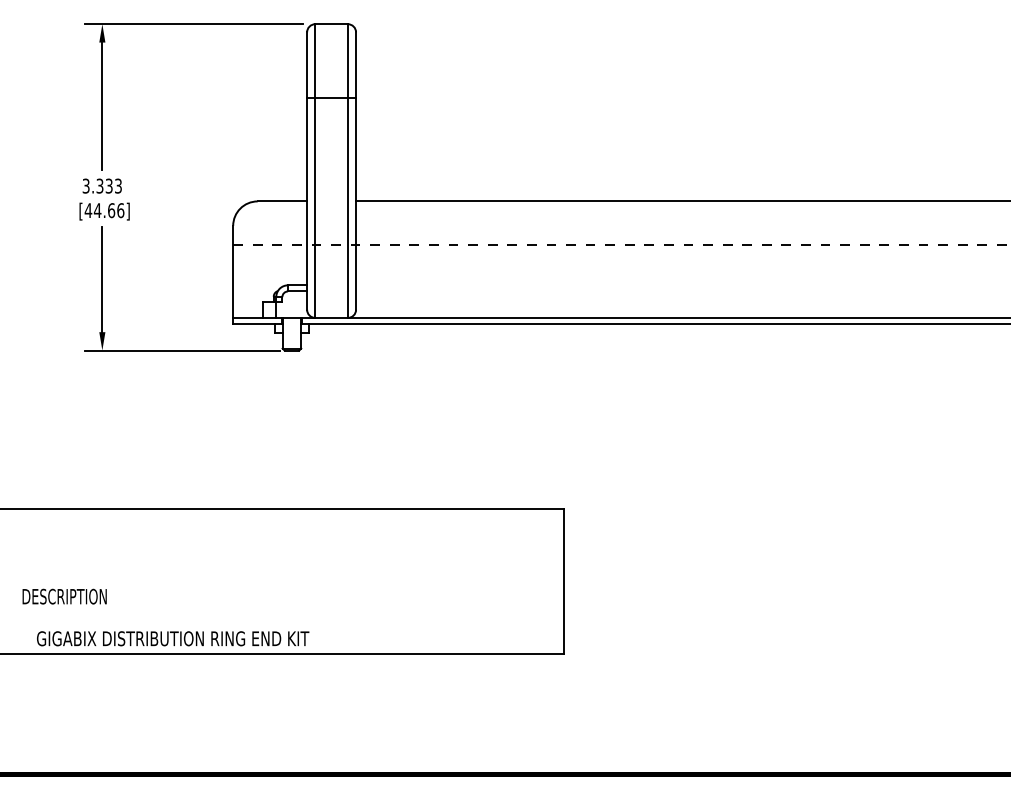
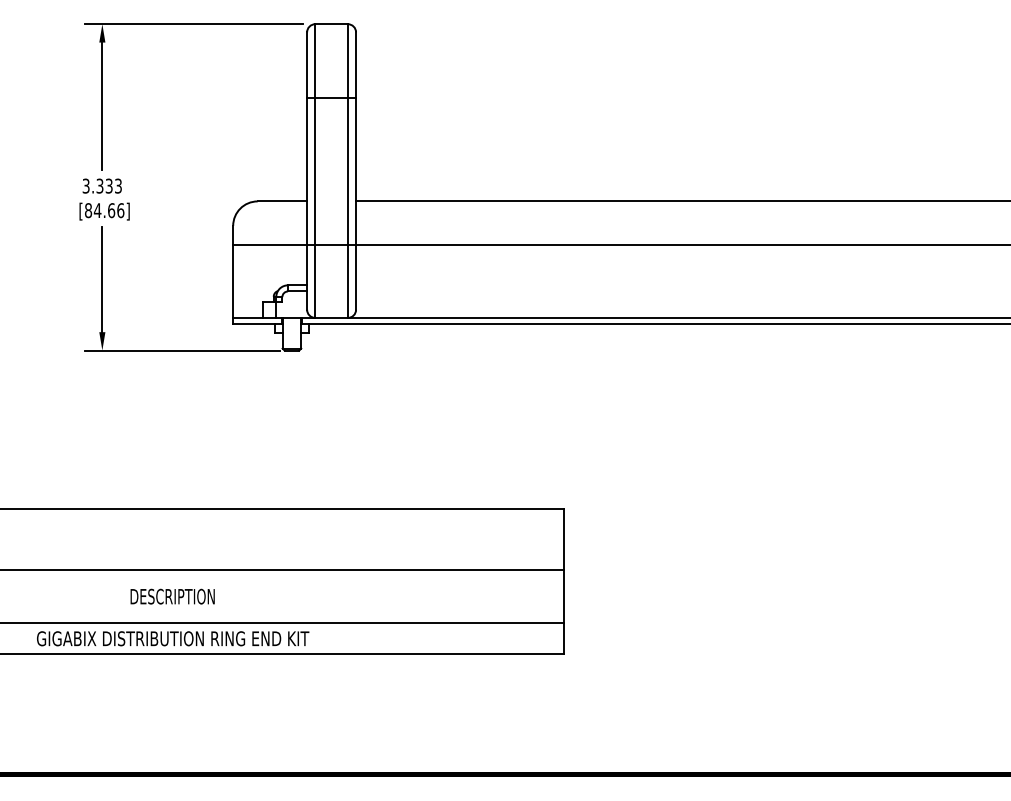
text: [44.66] -> [84.66] (88, 210)
line: dashed -> solid (621, 244)
line: none -> present (283, 569)
text position: (64, 596) -> (172, 596) (172, 596)
line: none -> present (283, 623)
